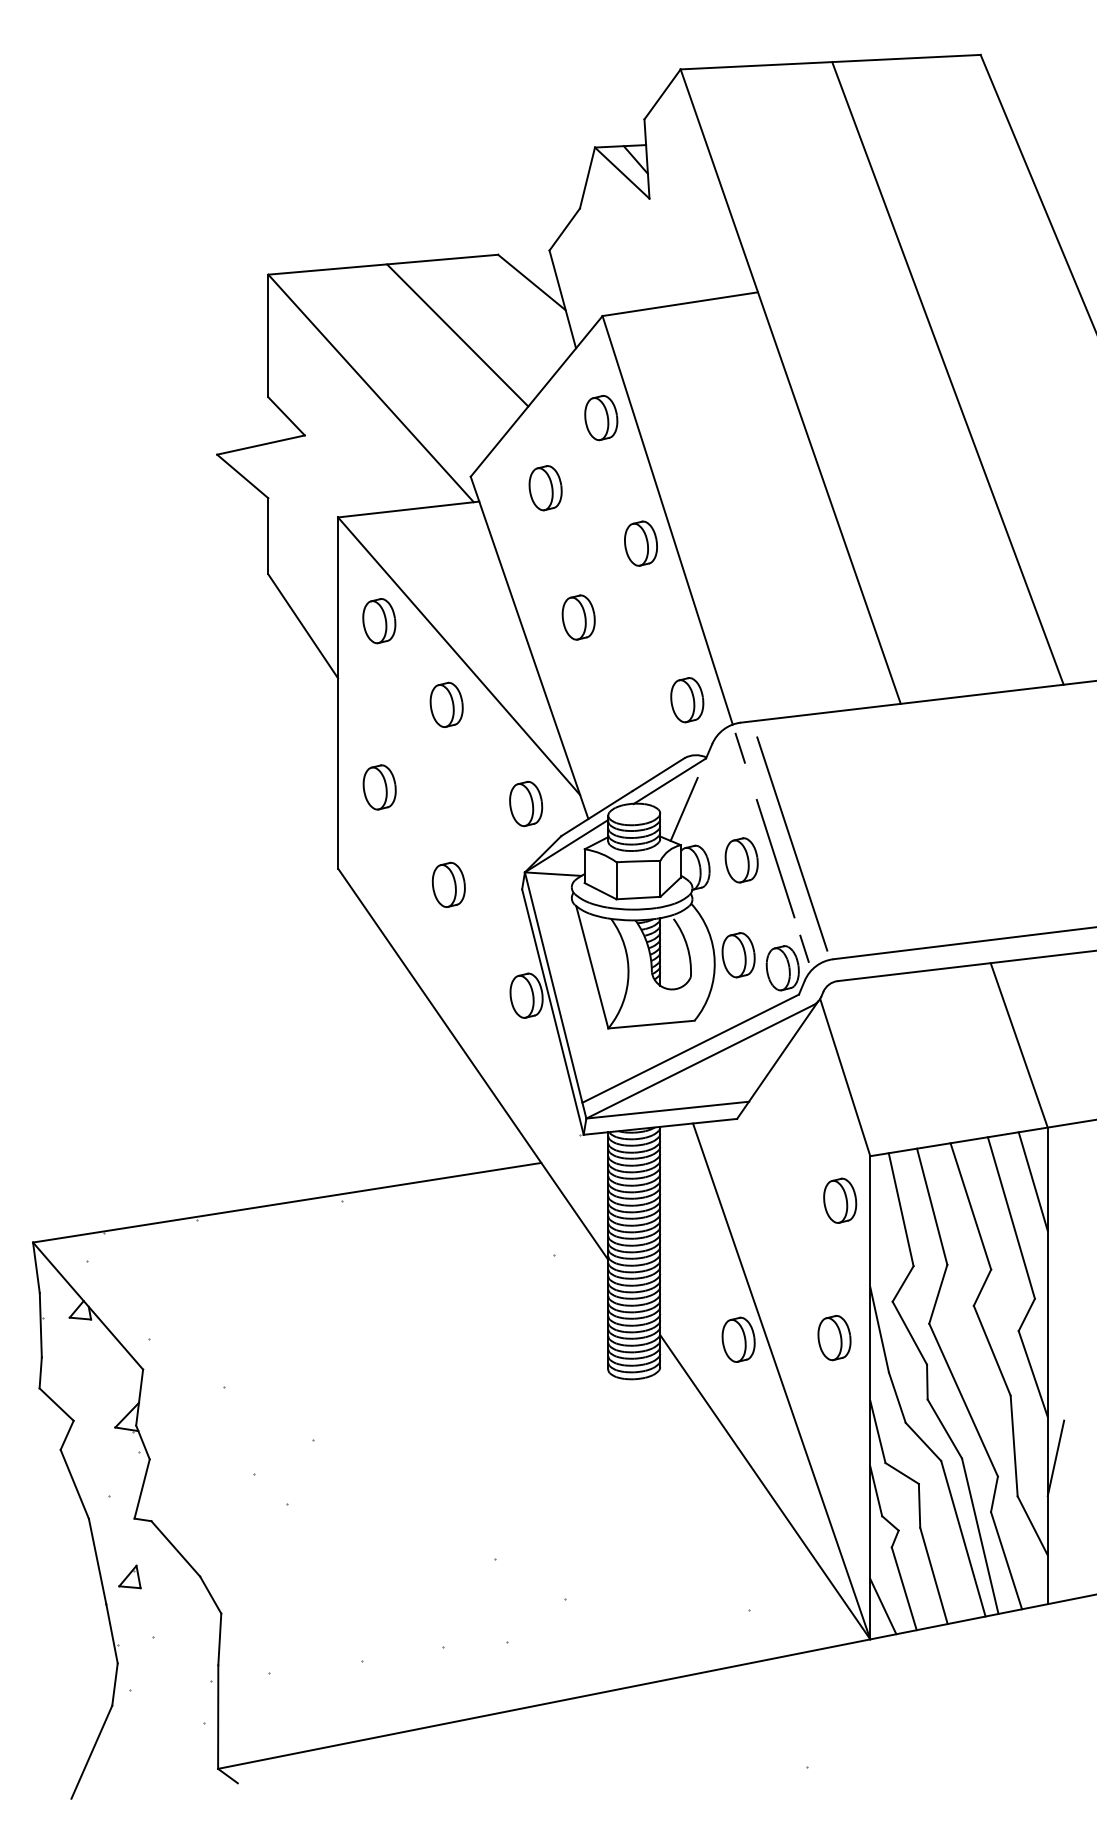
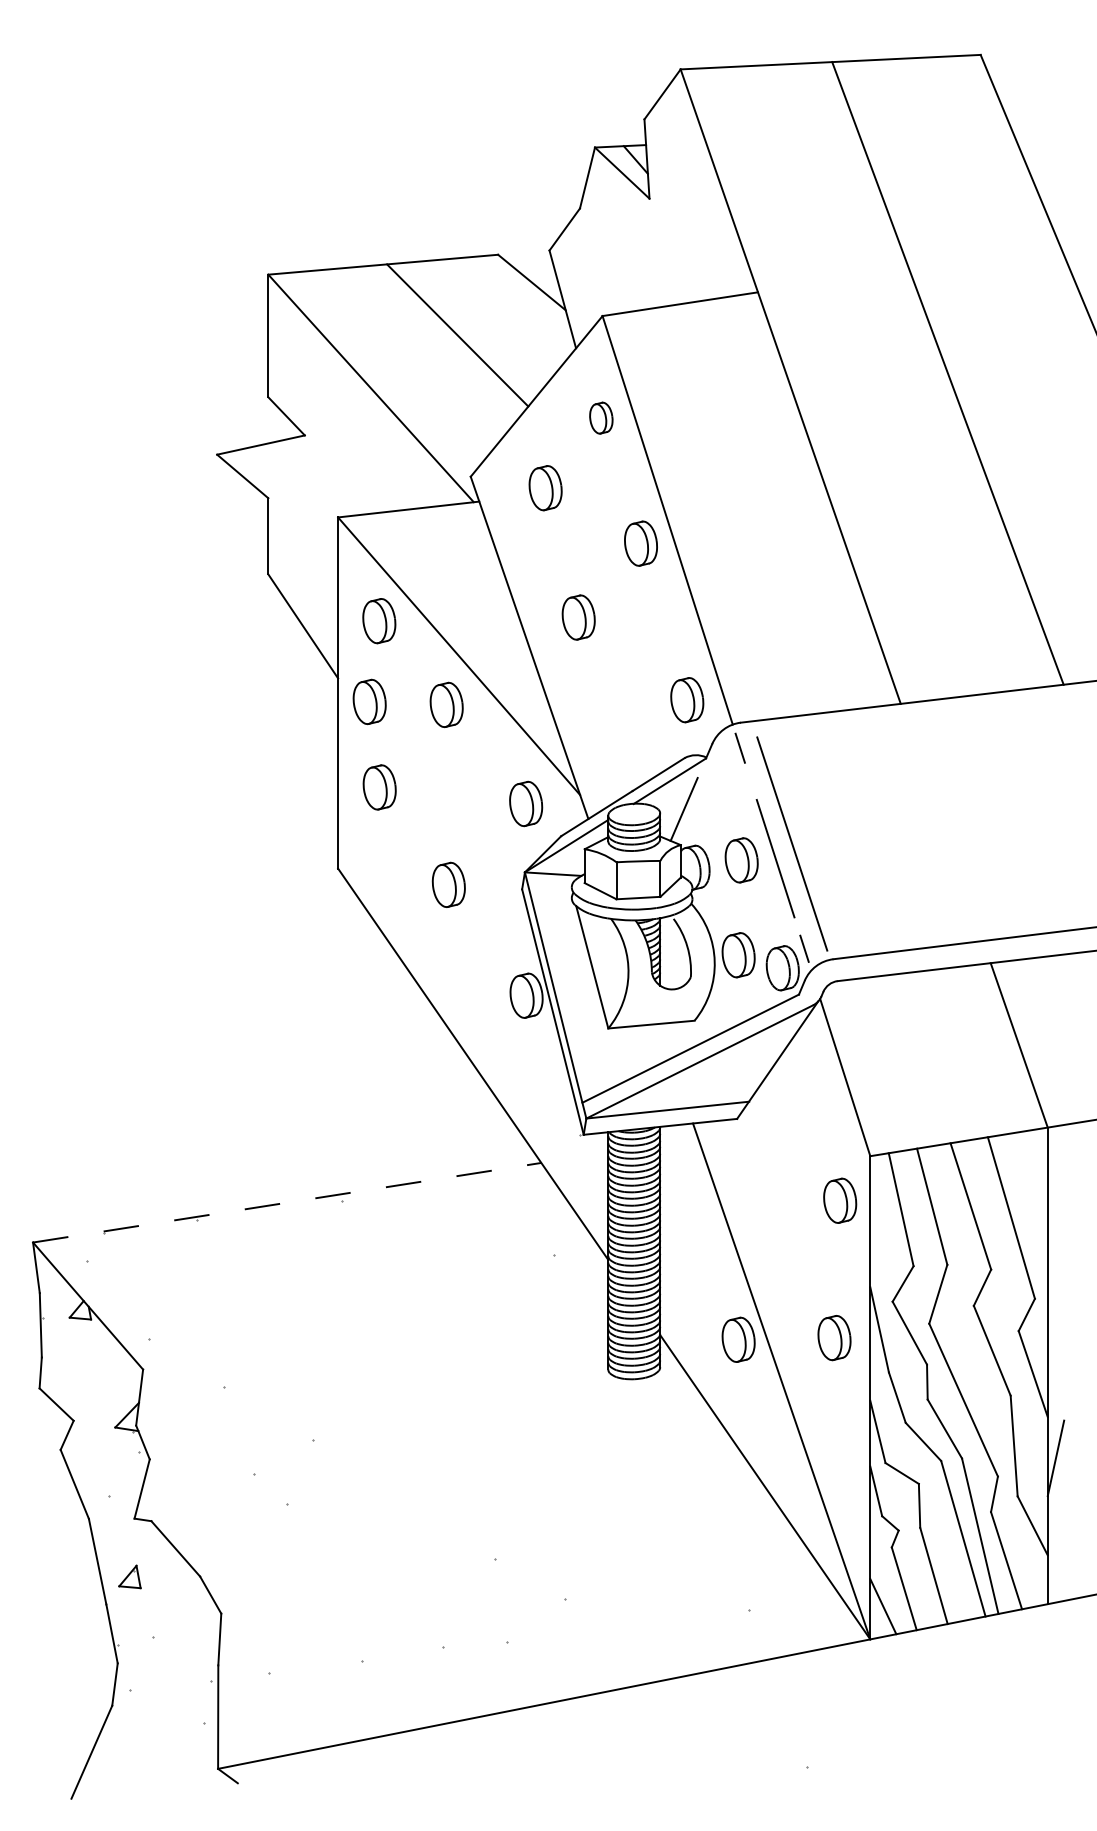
part size: 35x47 px -> 25x34 px (601, 417)
part: none -> present (369, 701)
line: present -> none (1032, 1181)
line: solid -> dashed (287, 1202)
